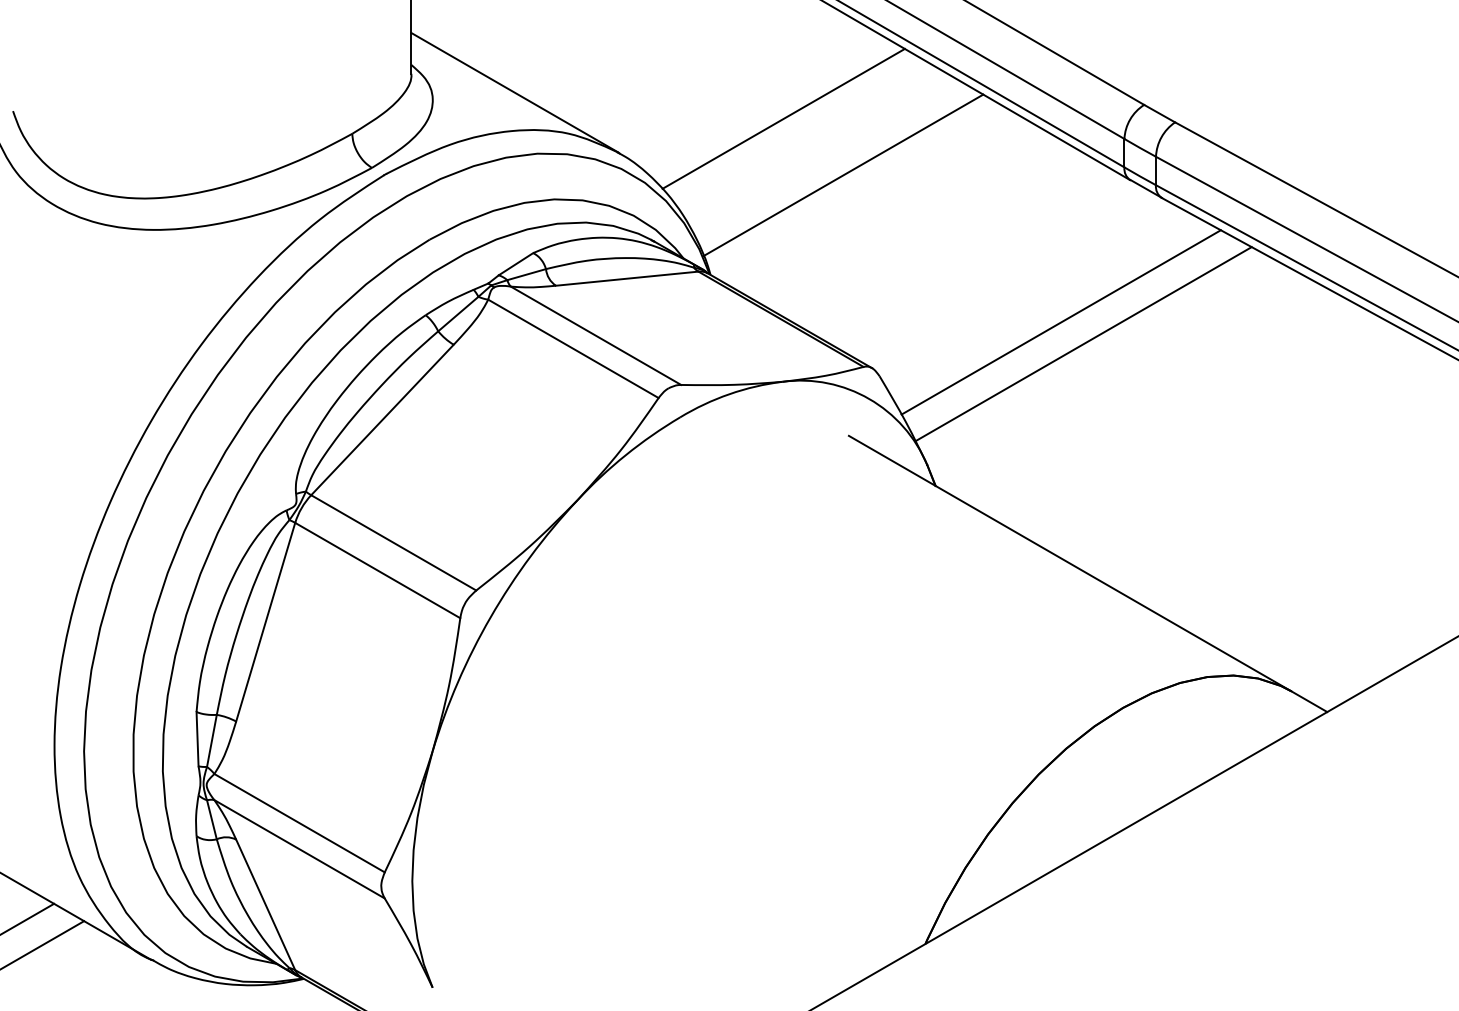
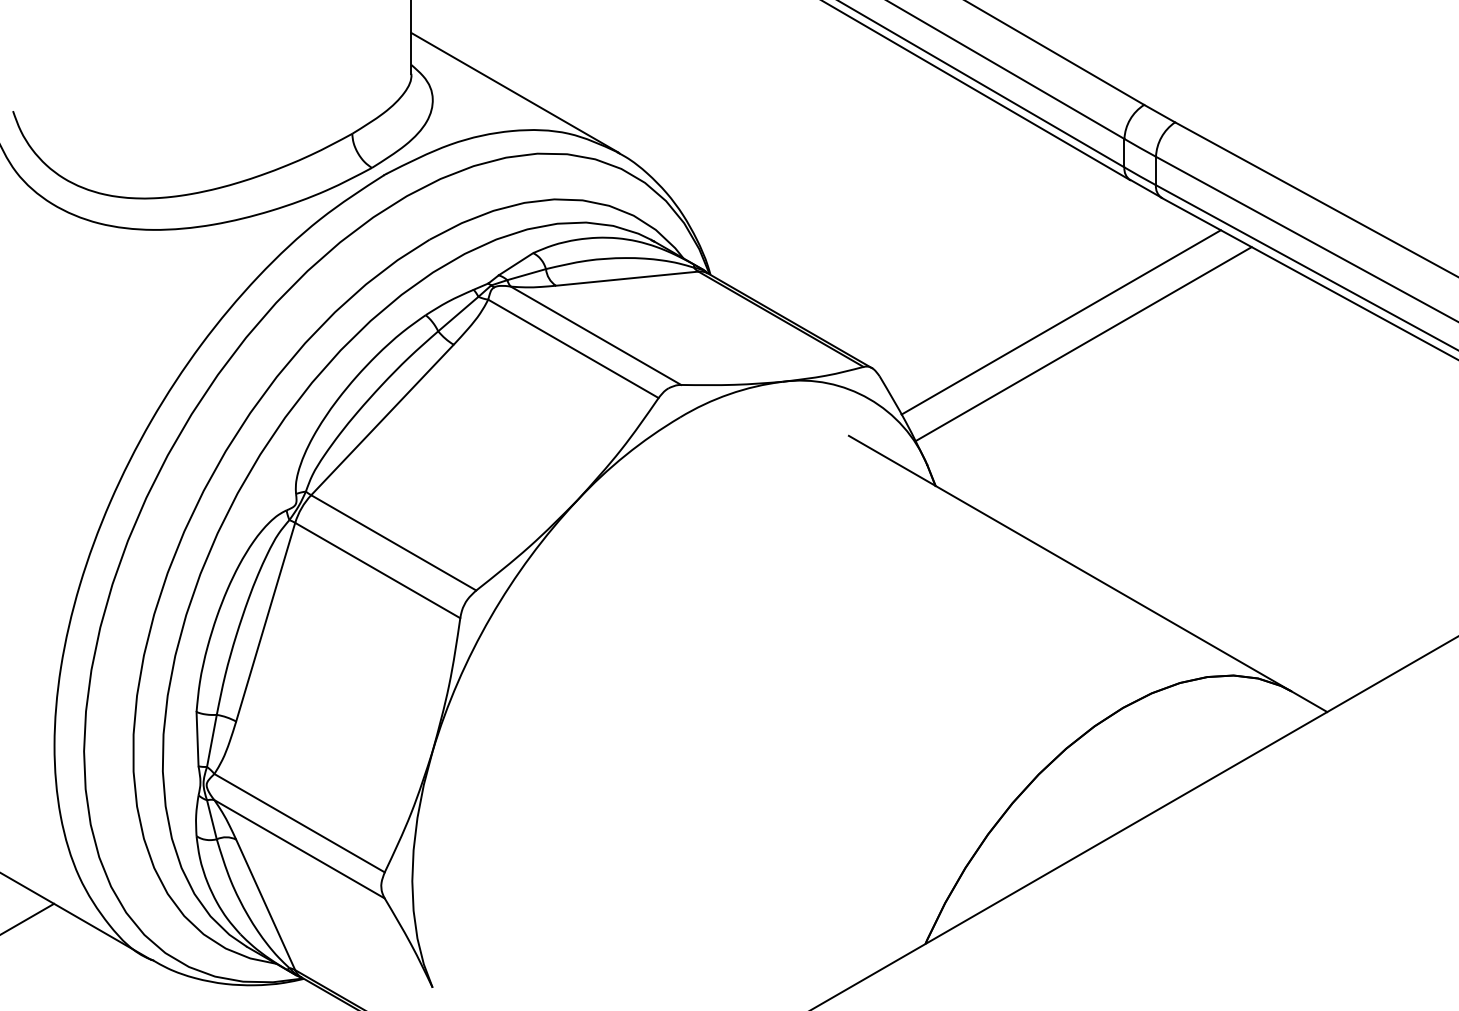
line: present -> none (783, 118)
line: present -> none (843, 175)
line: present -> none (43, 944)
